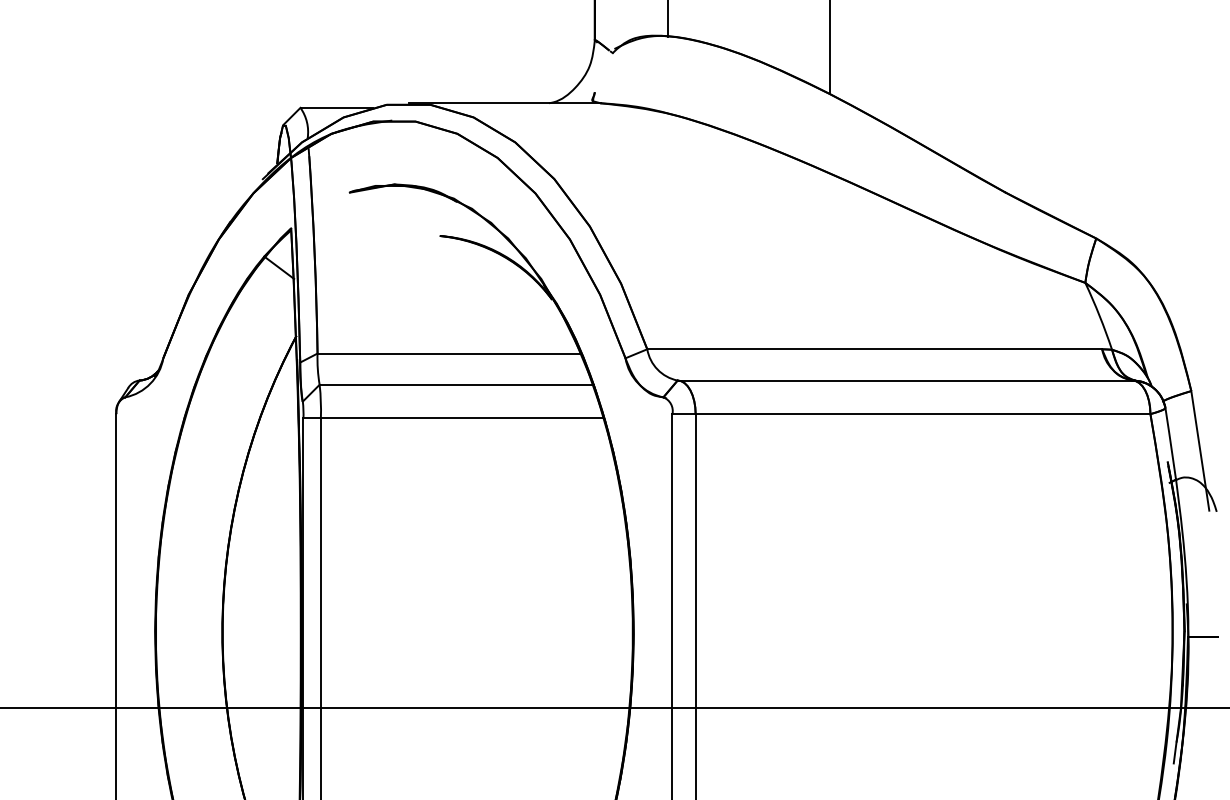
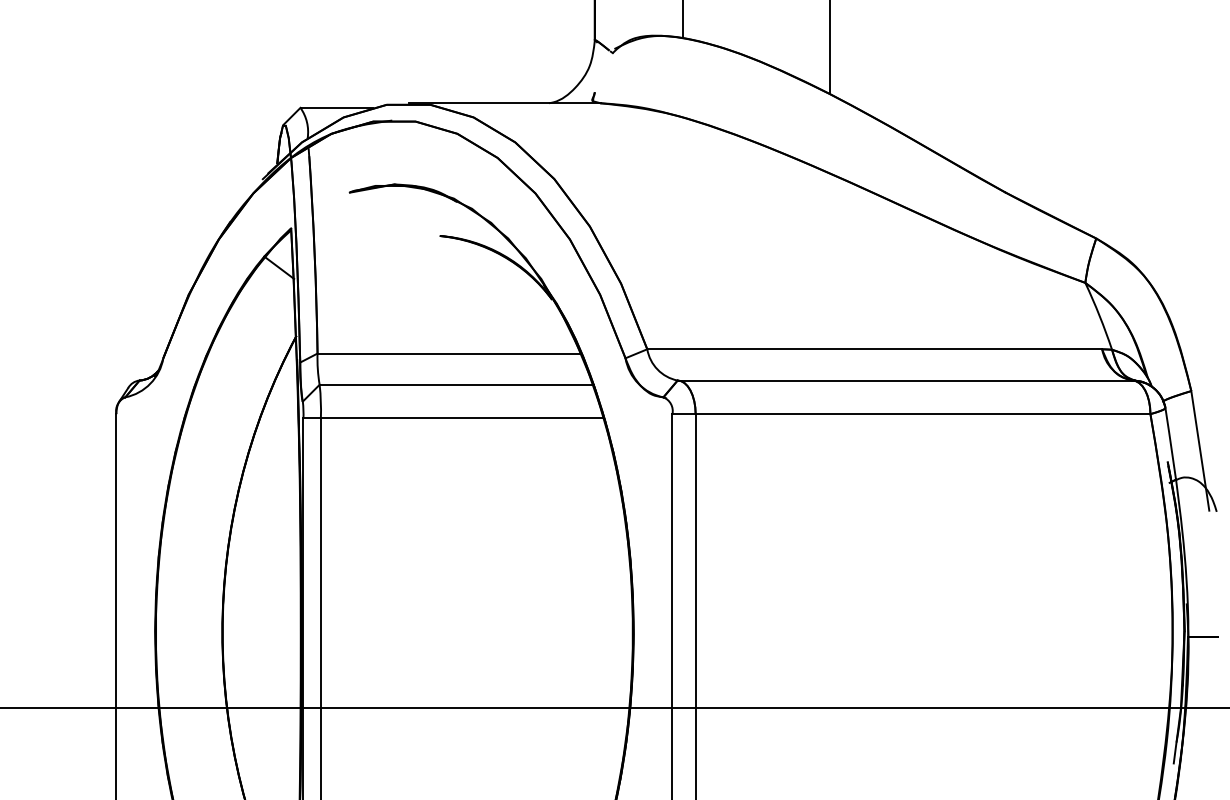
line position: (668, 19) -> (683, 19) (683, 19)
